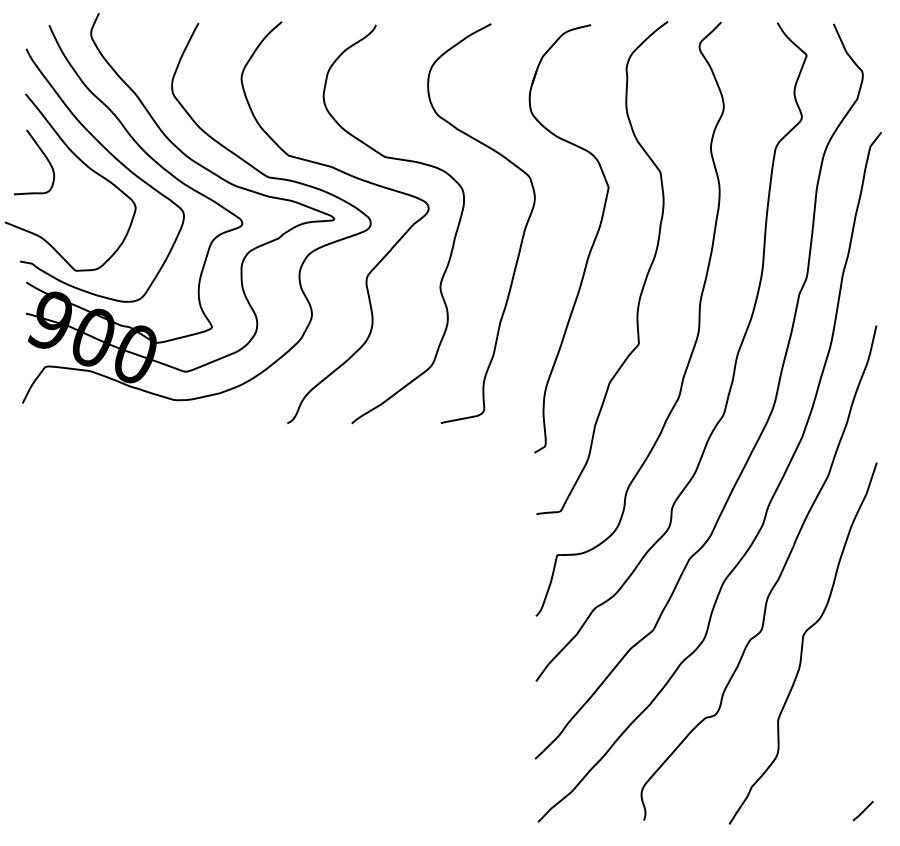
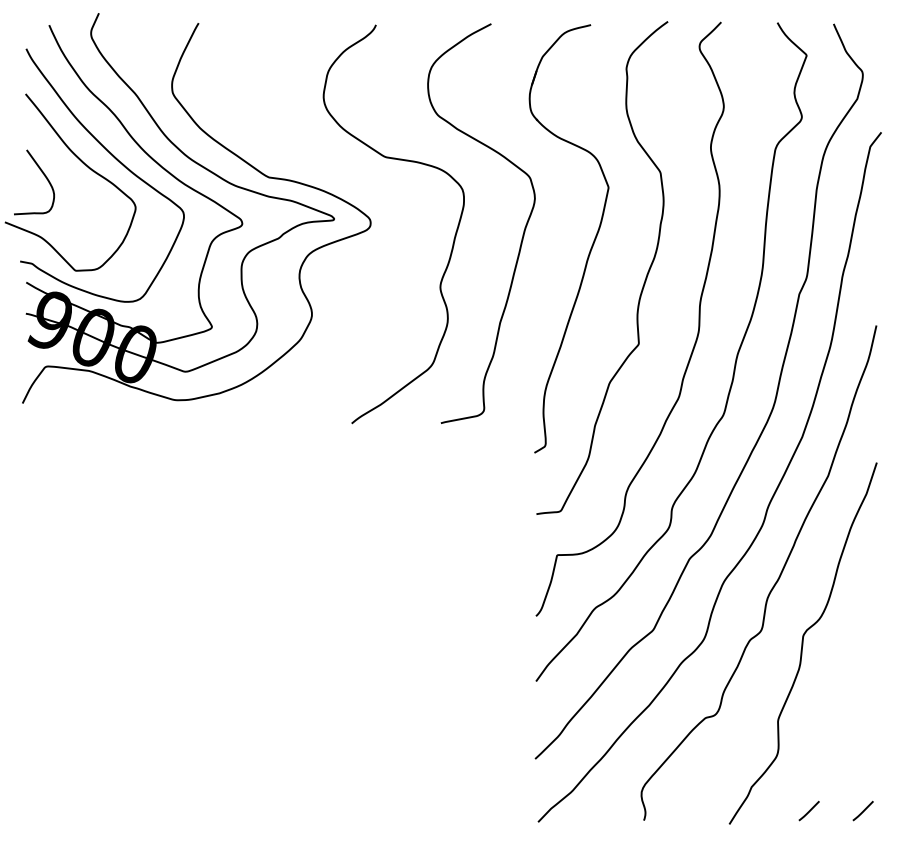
curve position: (43, 155) -> (43, 175) (43, 175)
curve: present -> none (352, 177)
line: none -> present (808, 810)
